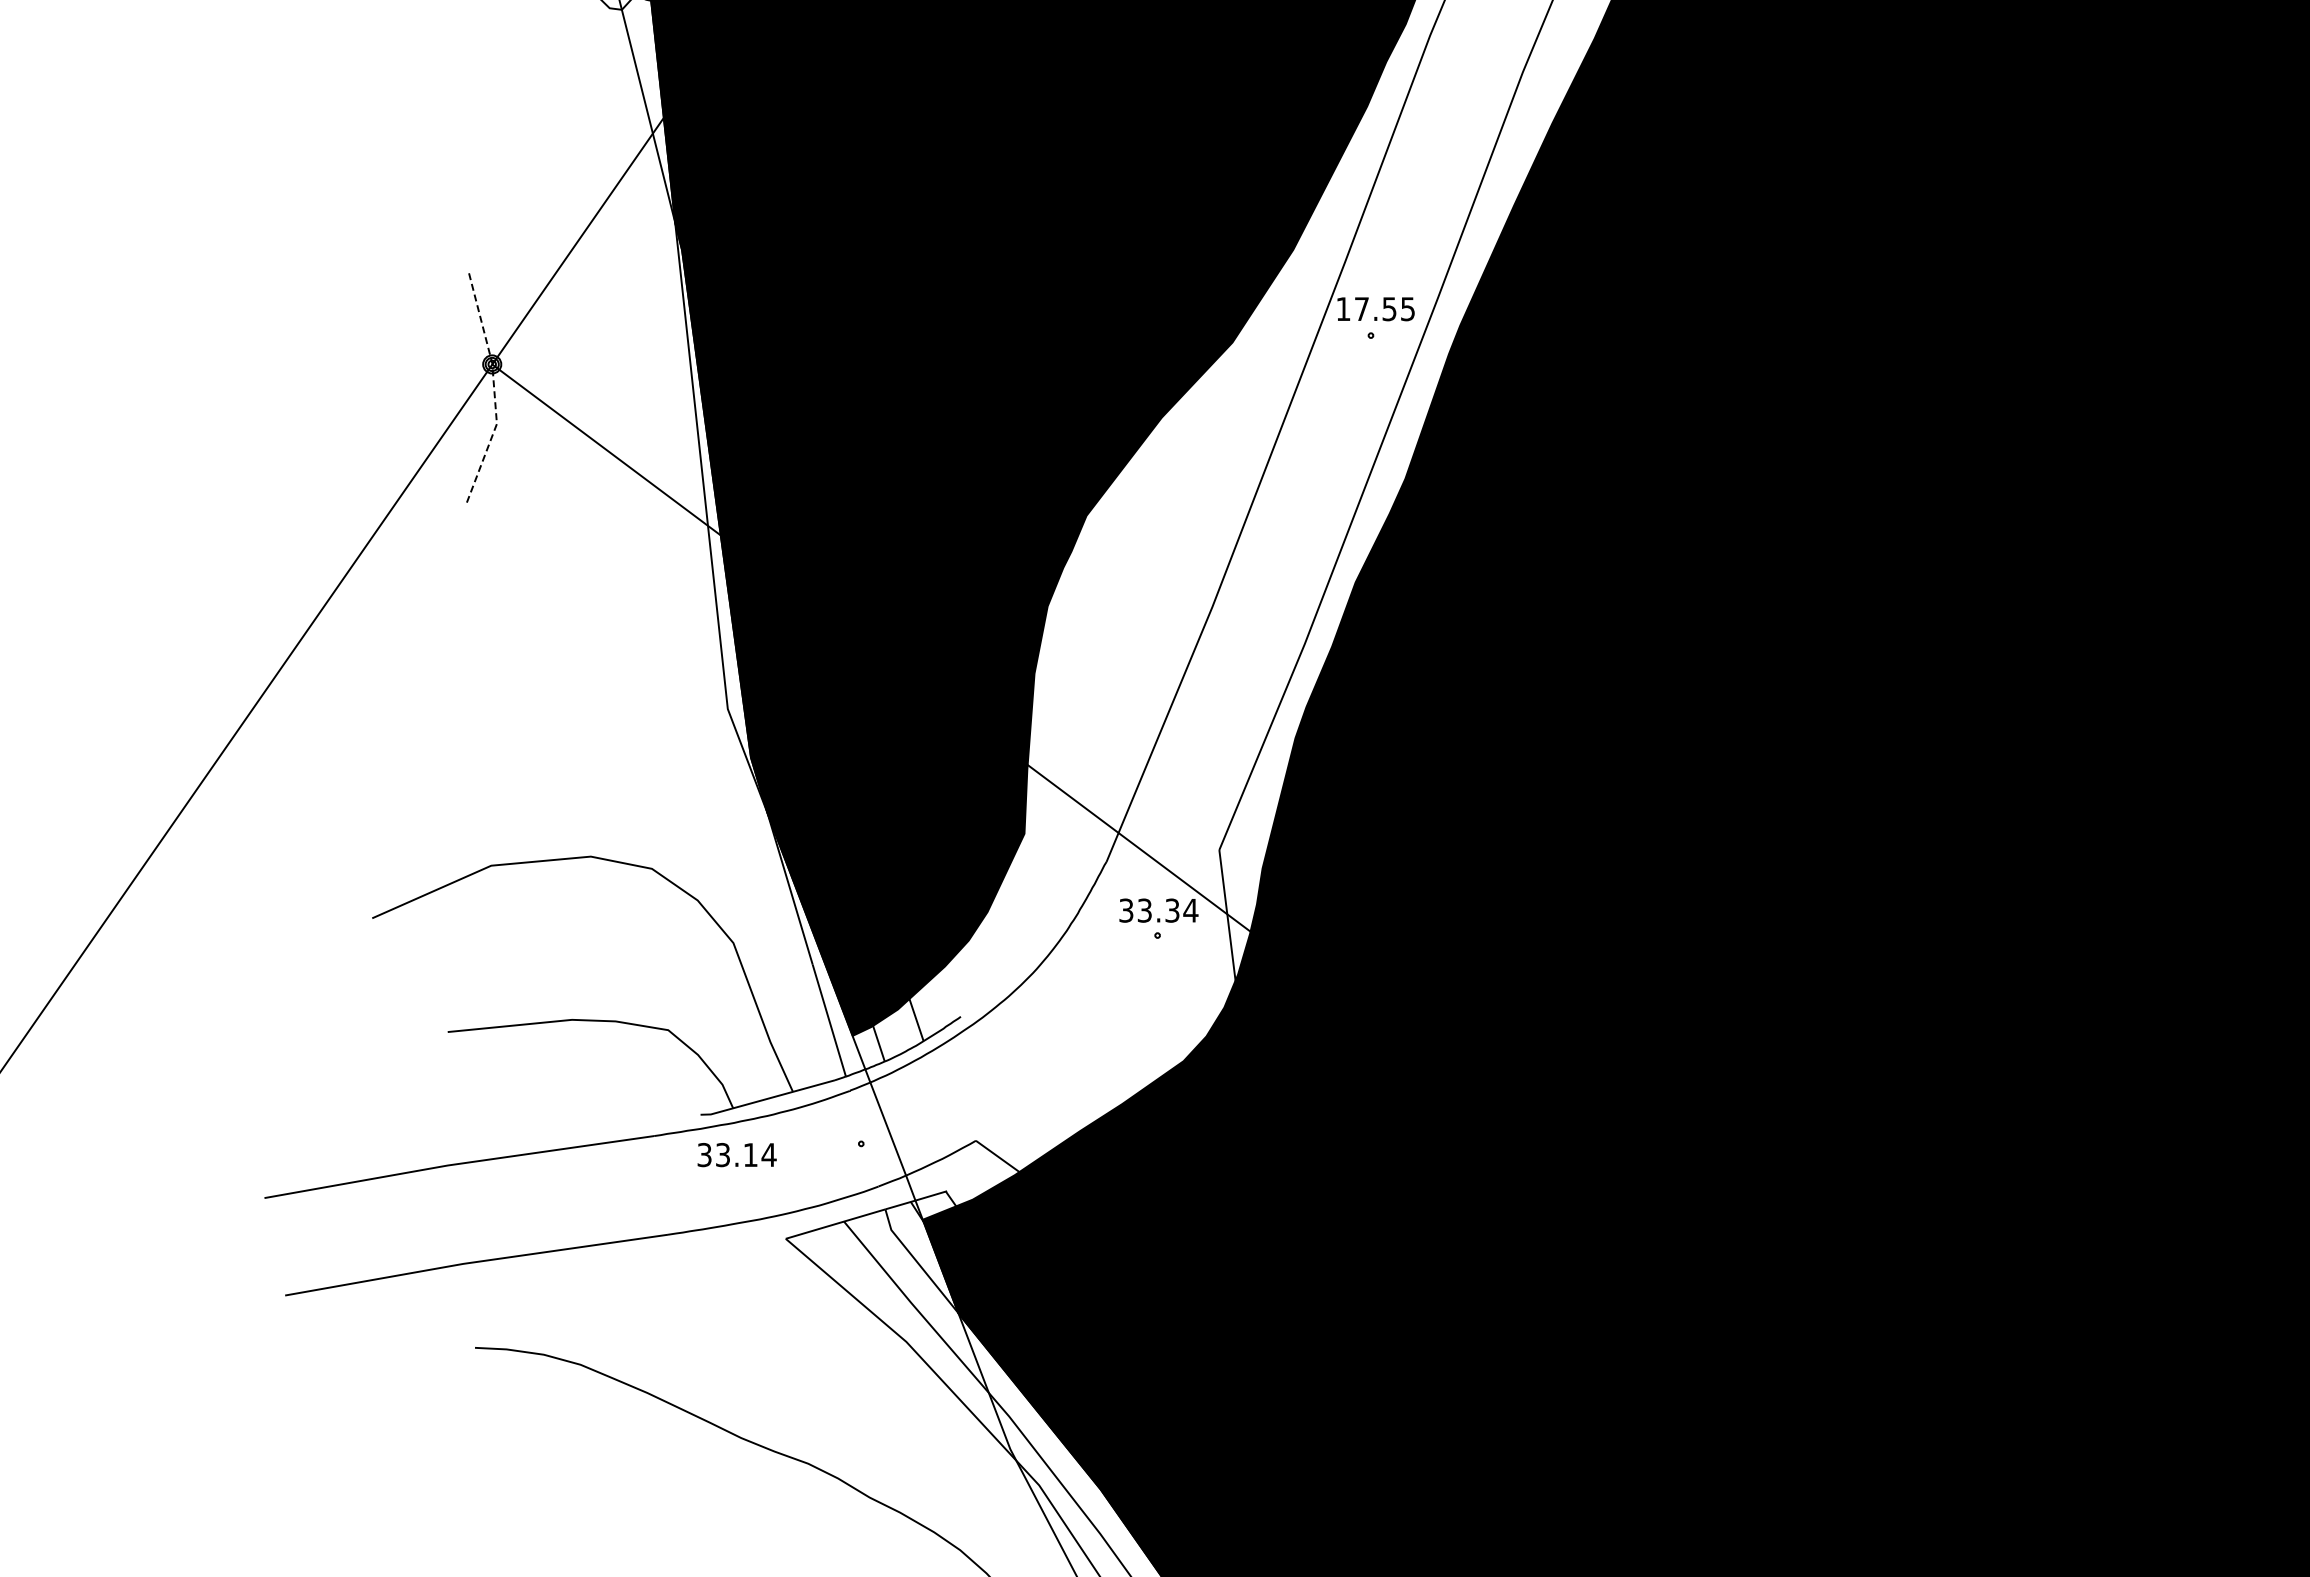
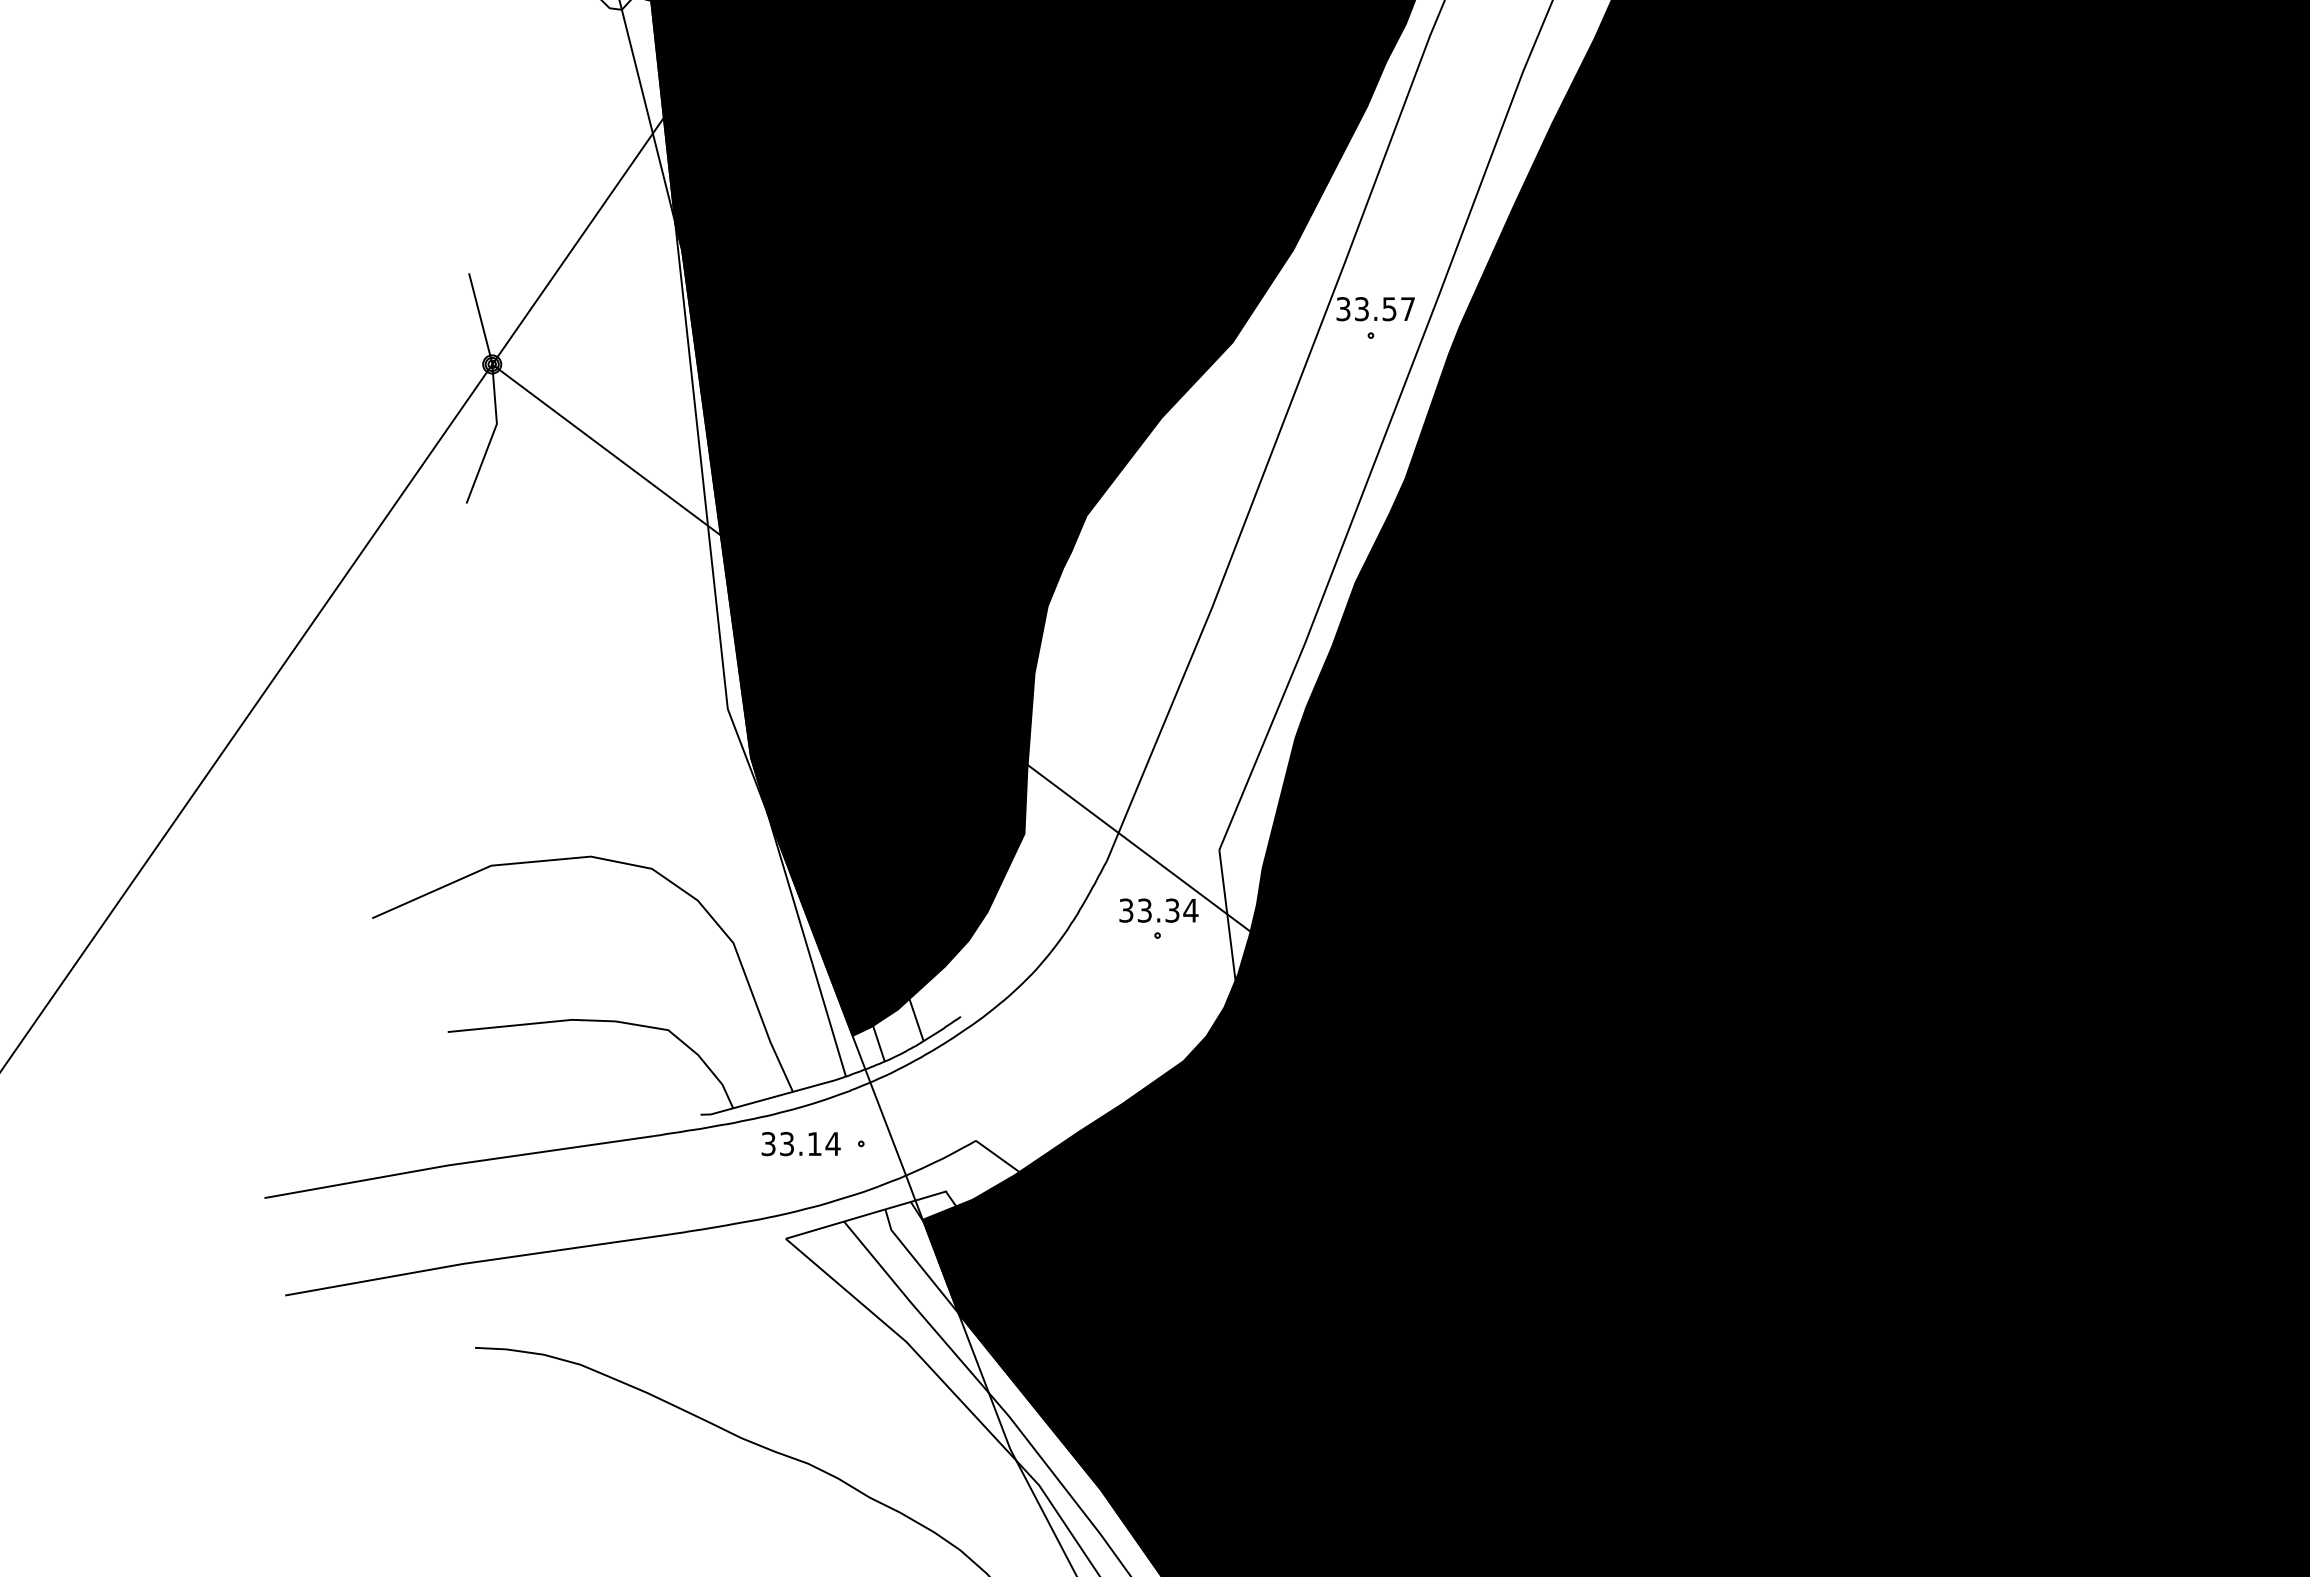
text: 17.55 -> 33.57 (1375, 309)
line: dashed -> solid (494, 390)
text position: (736, 1155) -> (800, 1144) (800, 1144)
